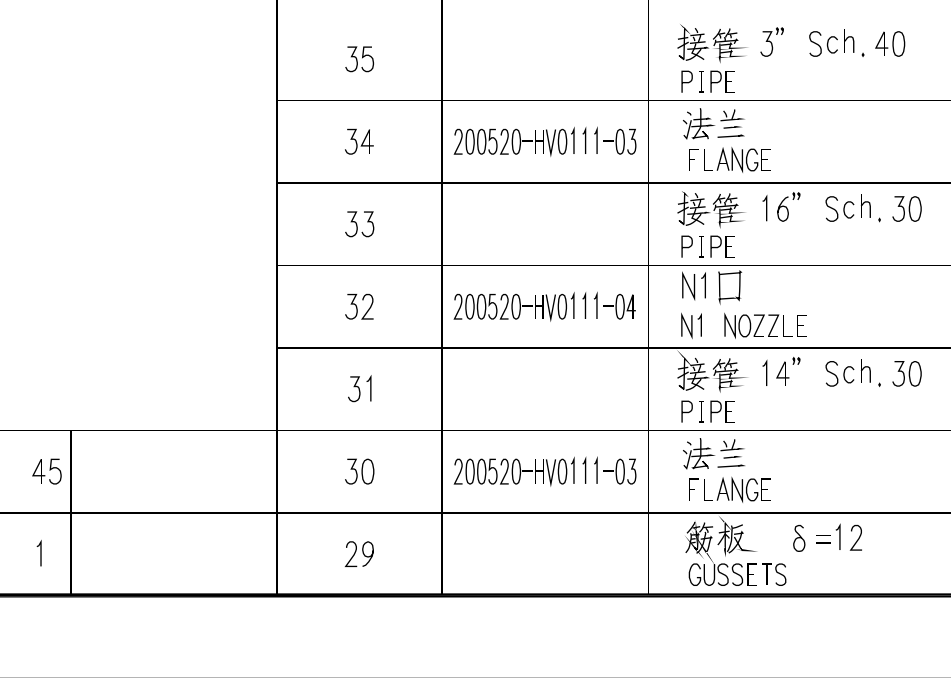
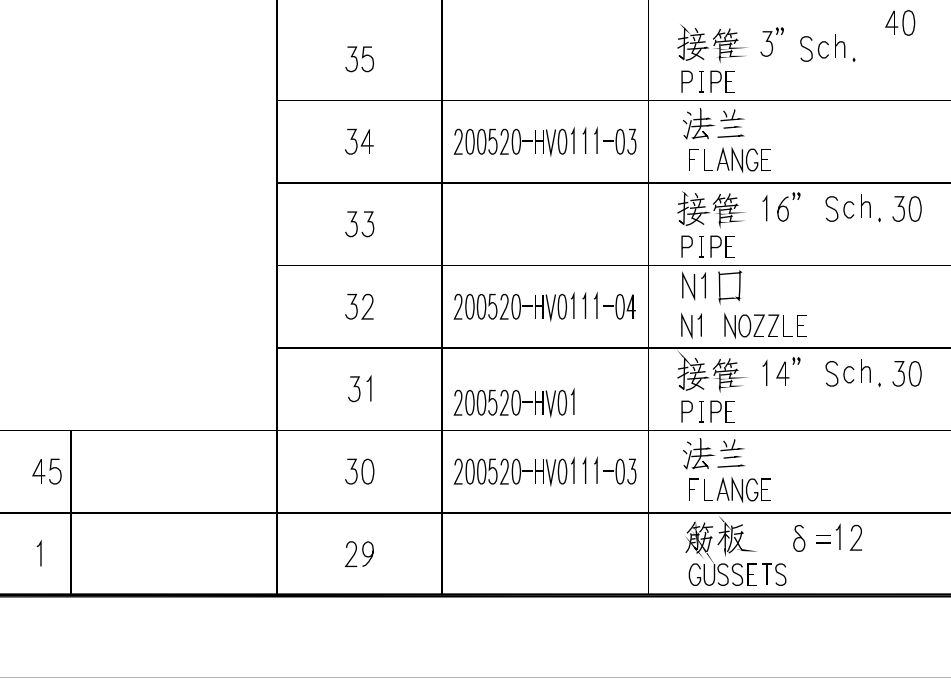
part position: (836, 42) -> (827, 47) (827, 47)
part position: (890, 43) -> (900, 22) (900, 22)
part: none -> present (513, 402)
